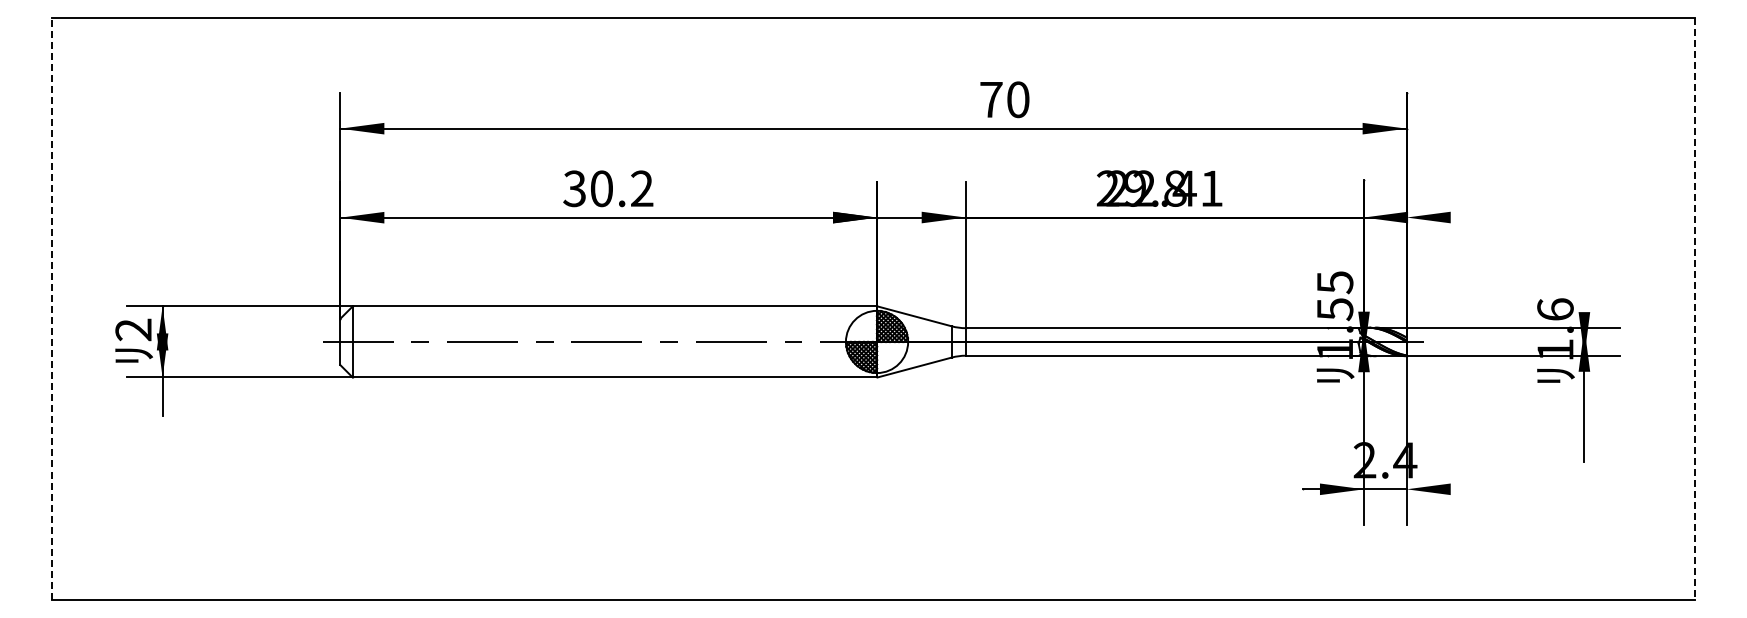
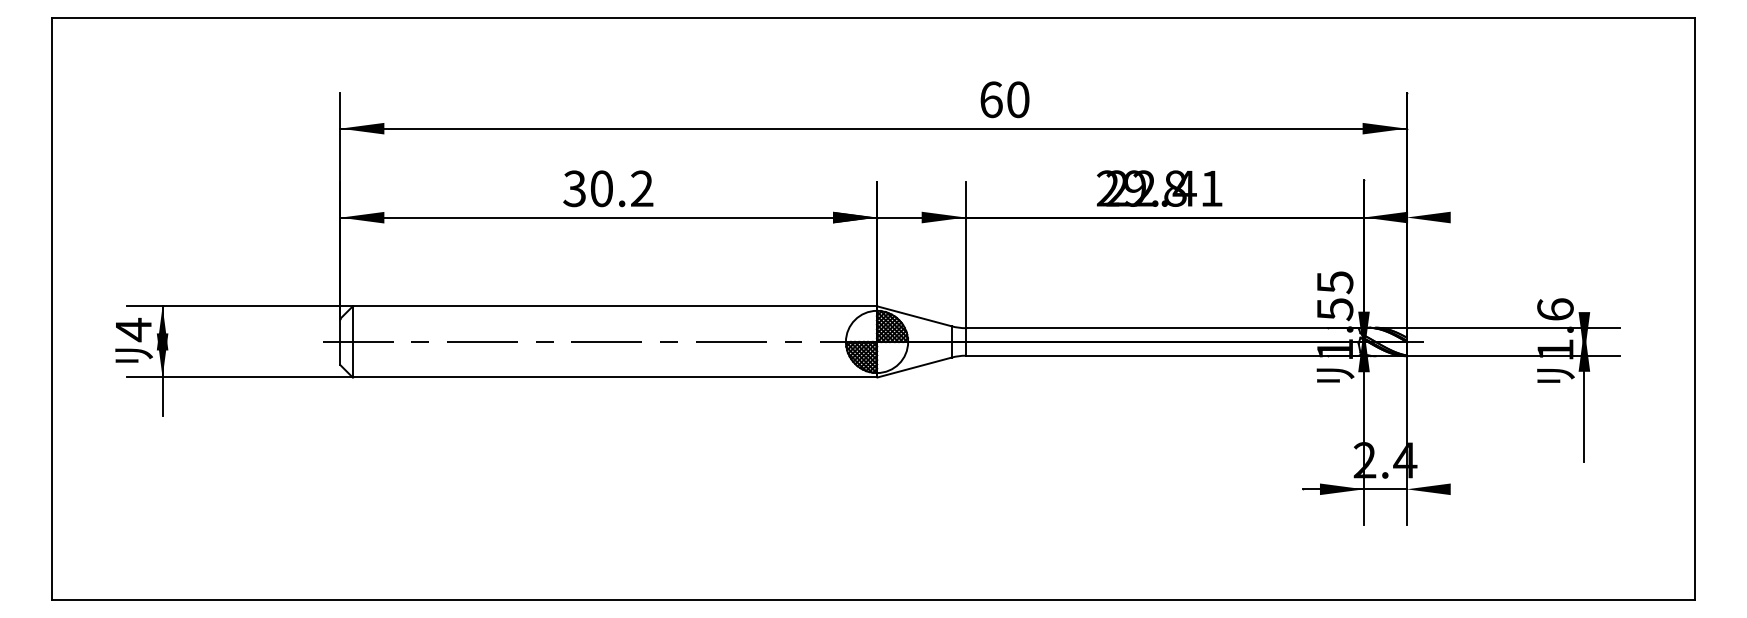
text: 70 -> 60 (991, 99)
line: dashed -> solid (52, 309)
line: dashed -> solid (1694, 309)
text: 2 -> 4 (133, 329)
